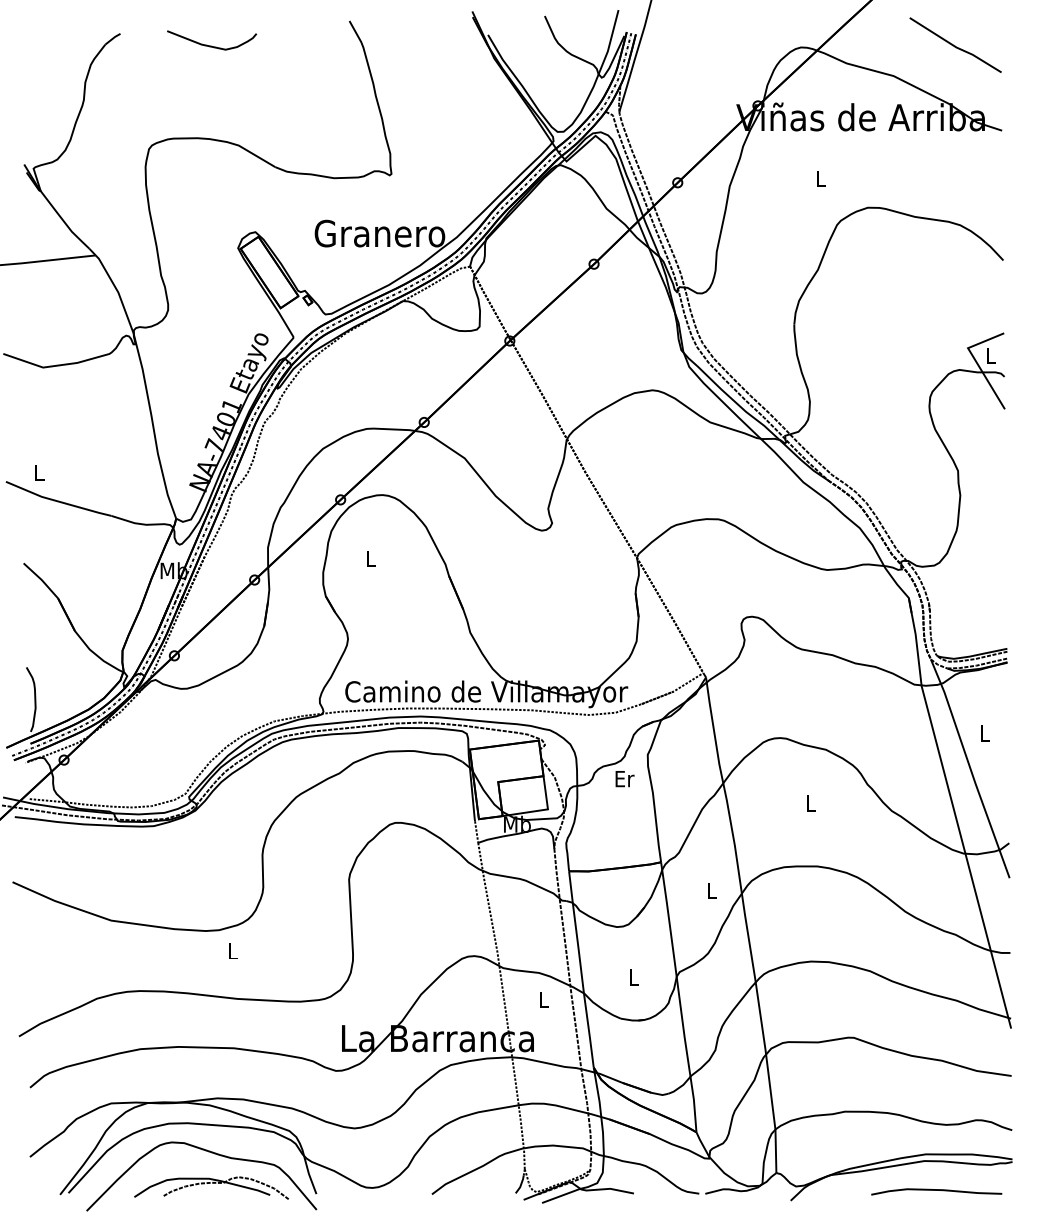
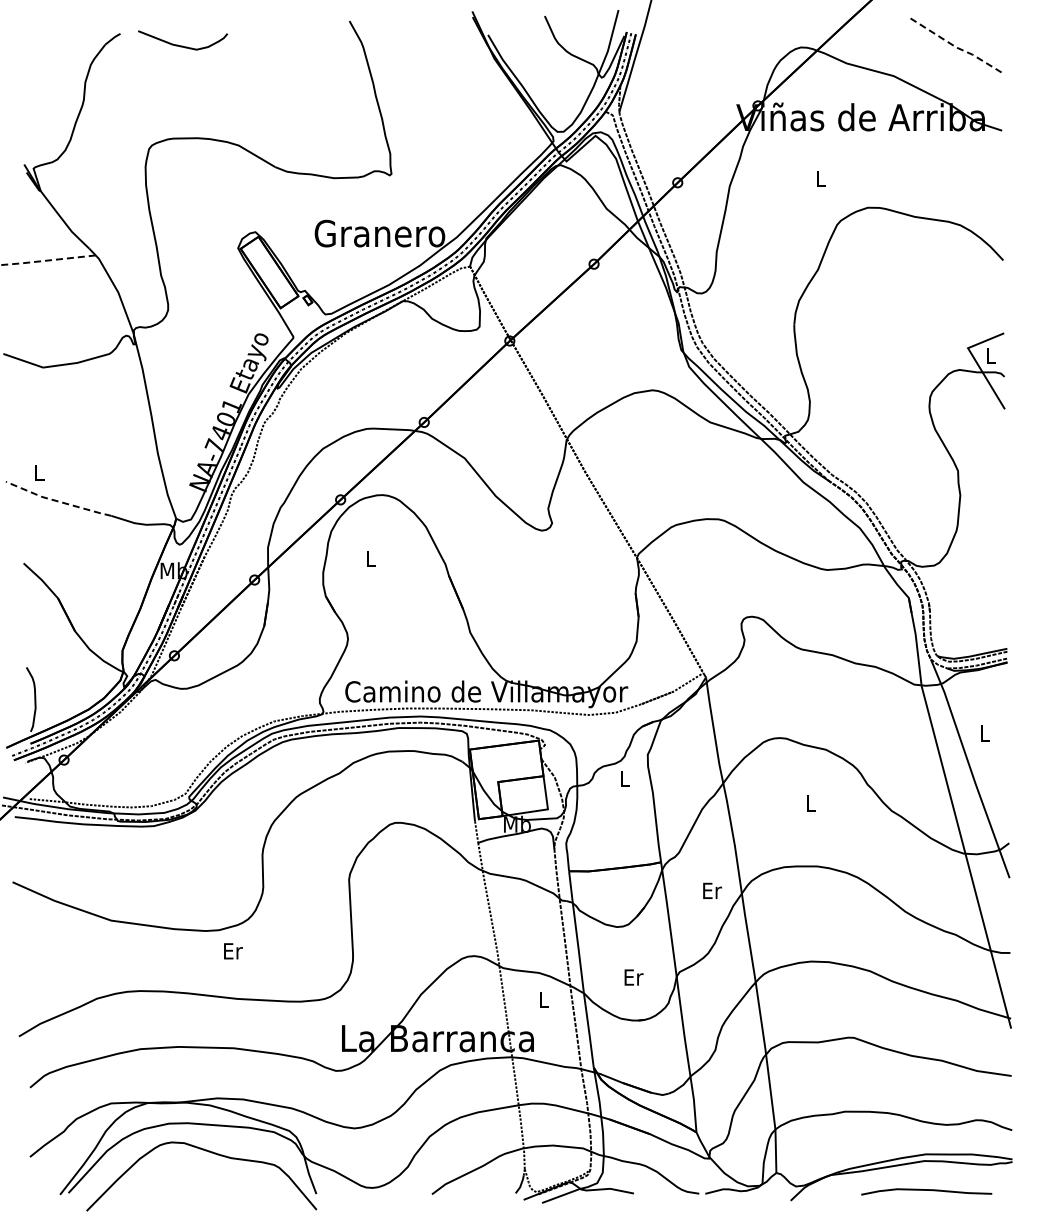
curve position: (211, 45) -> (182, 45) (182, 45)
line: solid -> dashed (955, 47)
line: solid -> dashed (47, 260)
line: solid -> dashed (58, 501)
text: Er -> L (624, 779)
text: L -> Er (712, 890)
text: L -> Er (233, 951)
text: L -> Er (633, 977)
part: present -> none (211, 1187)
curve position: (936, 1190) -> (926, 1190) (926, 1190)
